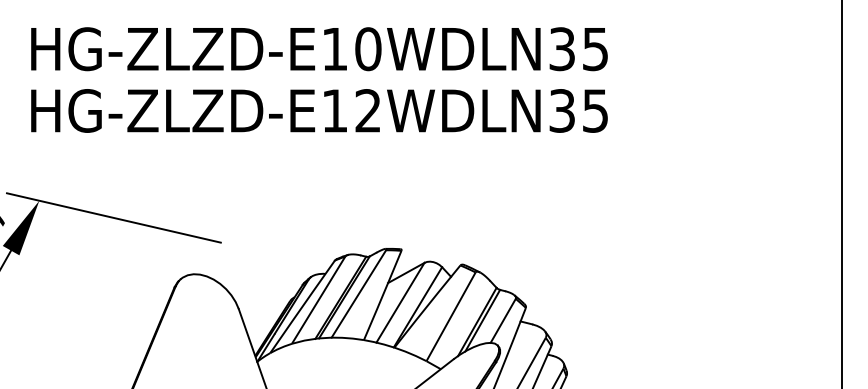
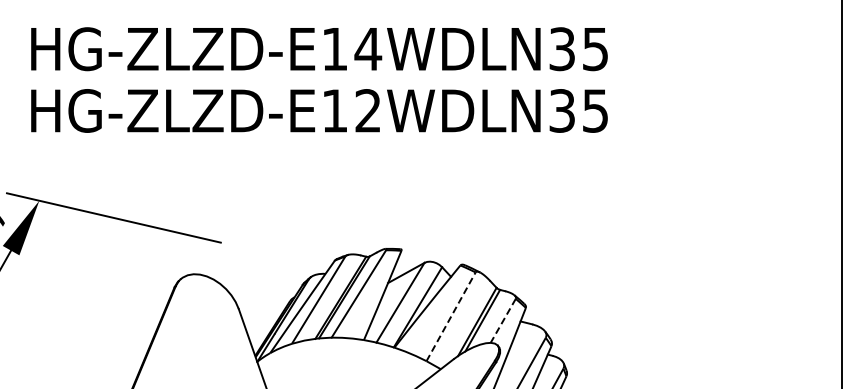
text: HG-ZLZD-E10WDLN35 -> HG-ZLZD-E14WDLN35 (368, 49)
line: solid -> dashed (451, 315)
line: solid -> dashed (502, 321)
